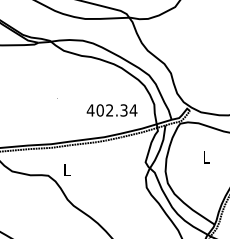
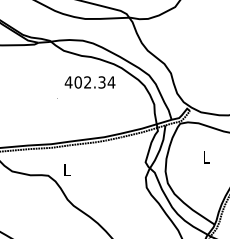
text position: (111, 110) -> (89, 82) (89, 82)
